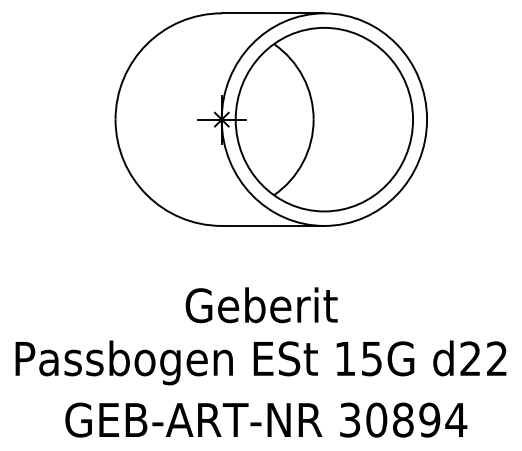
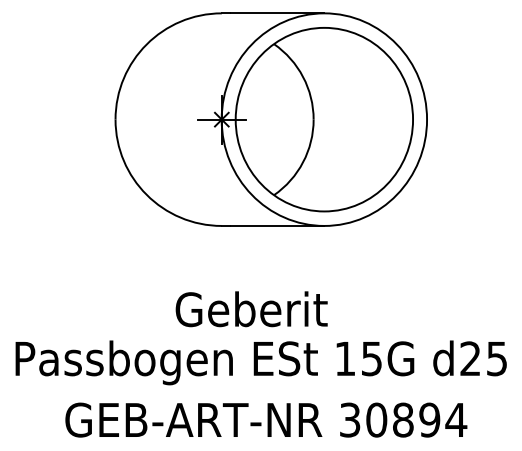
text position: (261, 305) -> (251, 309) (251, 309)
text: d22 -> d25 (496, 358)
